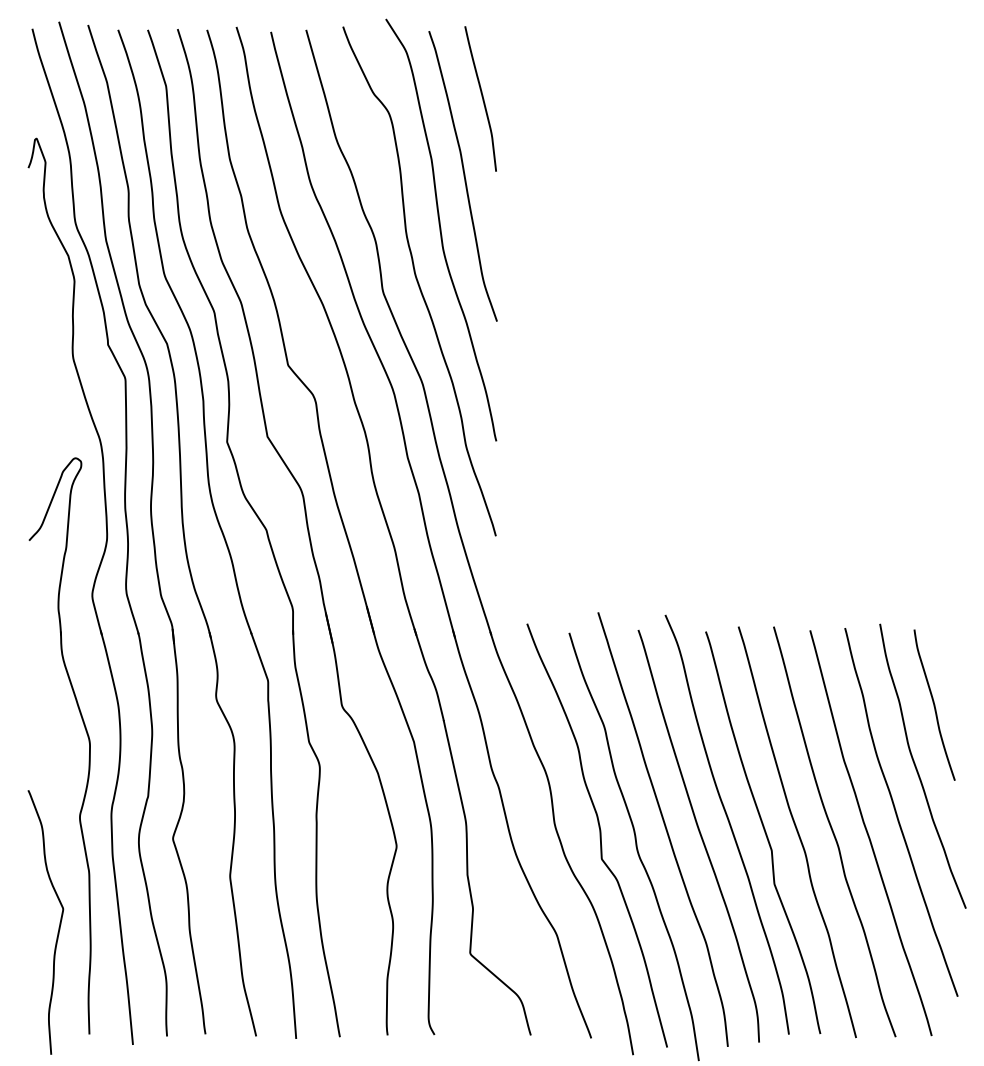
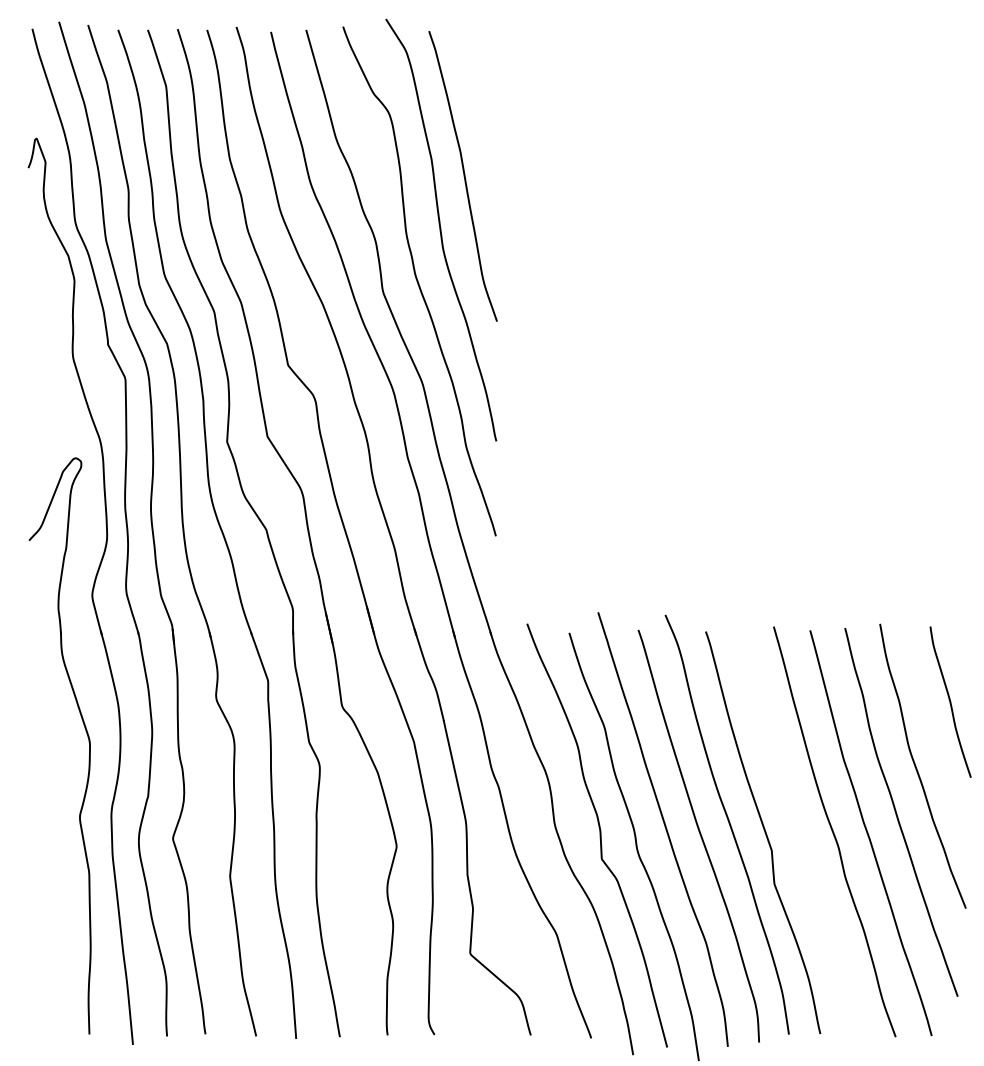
curve: present -> none (482, 98)
curve position: (934, 704) -> (950, 701) (950, 701)
curve: present -> none (796, 831)
curve: present -> none (58, 927)
